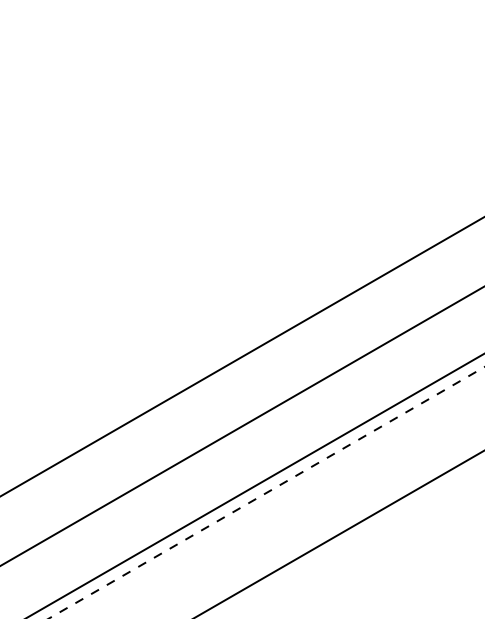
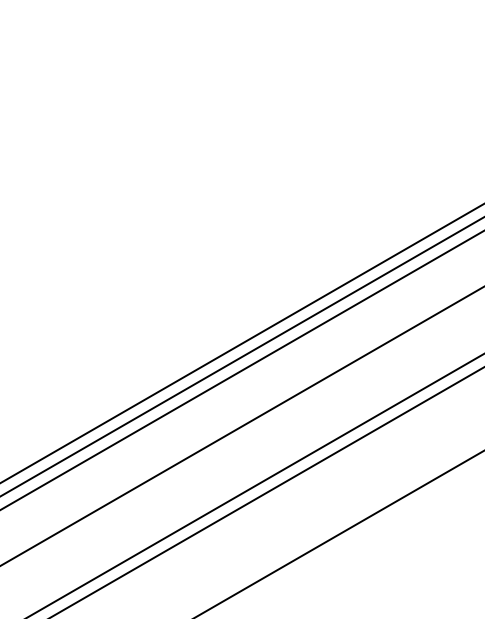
line: none -> present (241, 343)
line: none -> present (241, 370)
line: dashed -> solid (266, 493)
